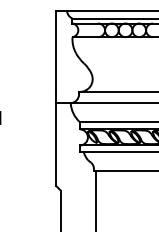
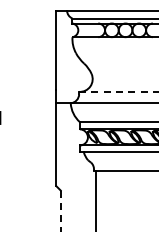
line: solid -> dashed (119, 91)
line: solid -> dashed (60, 211)
